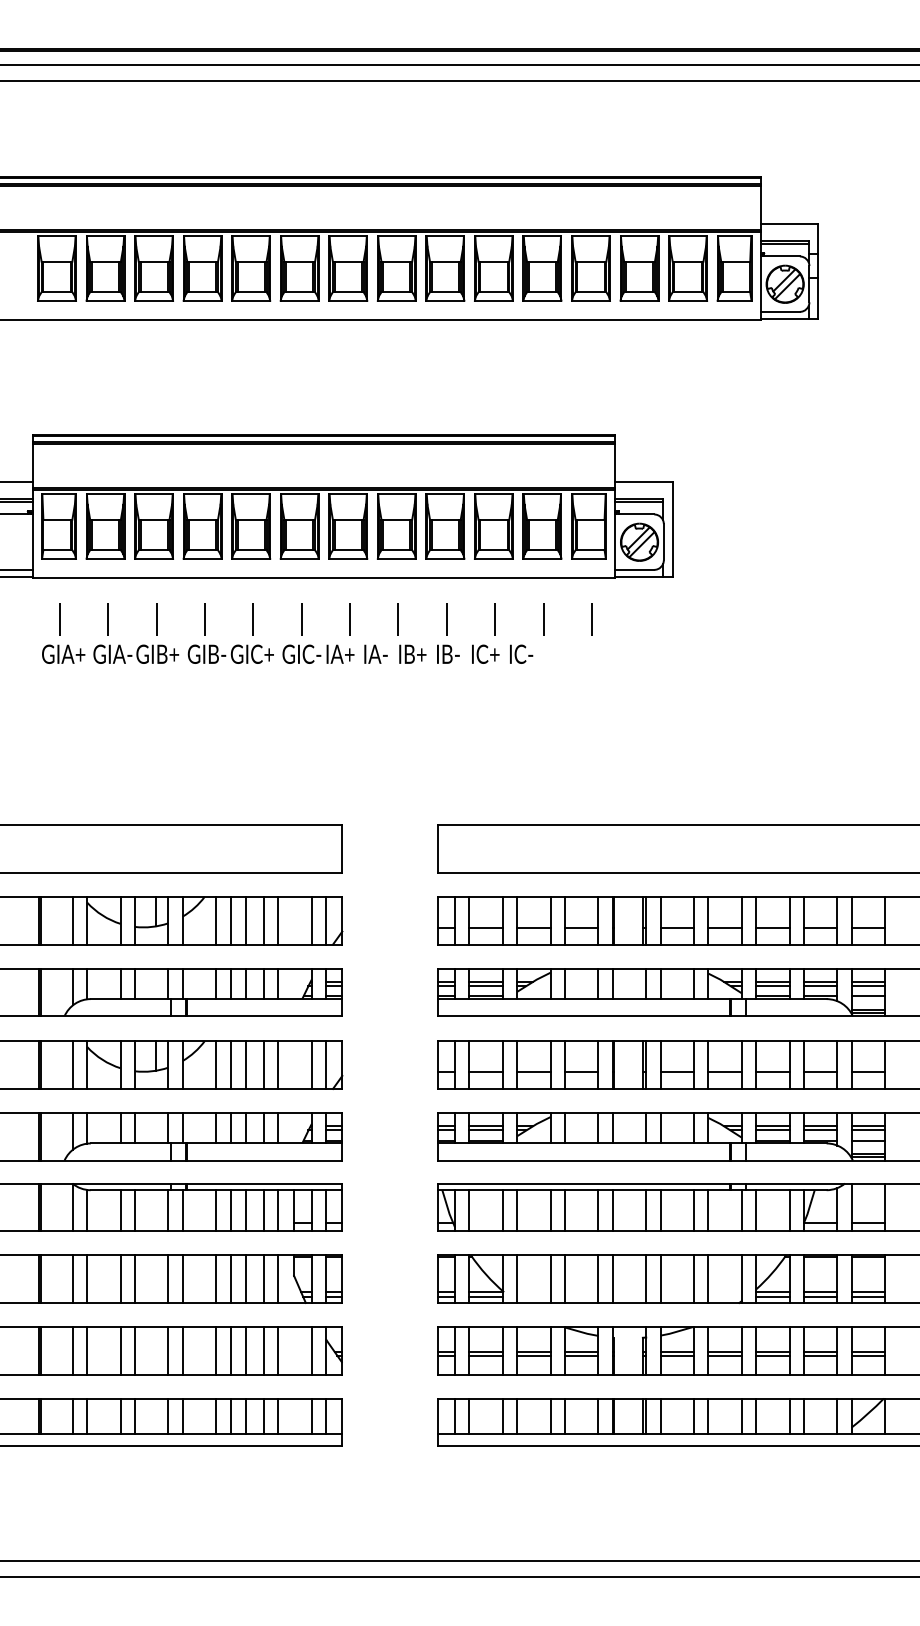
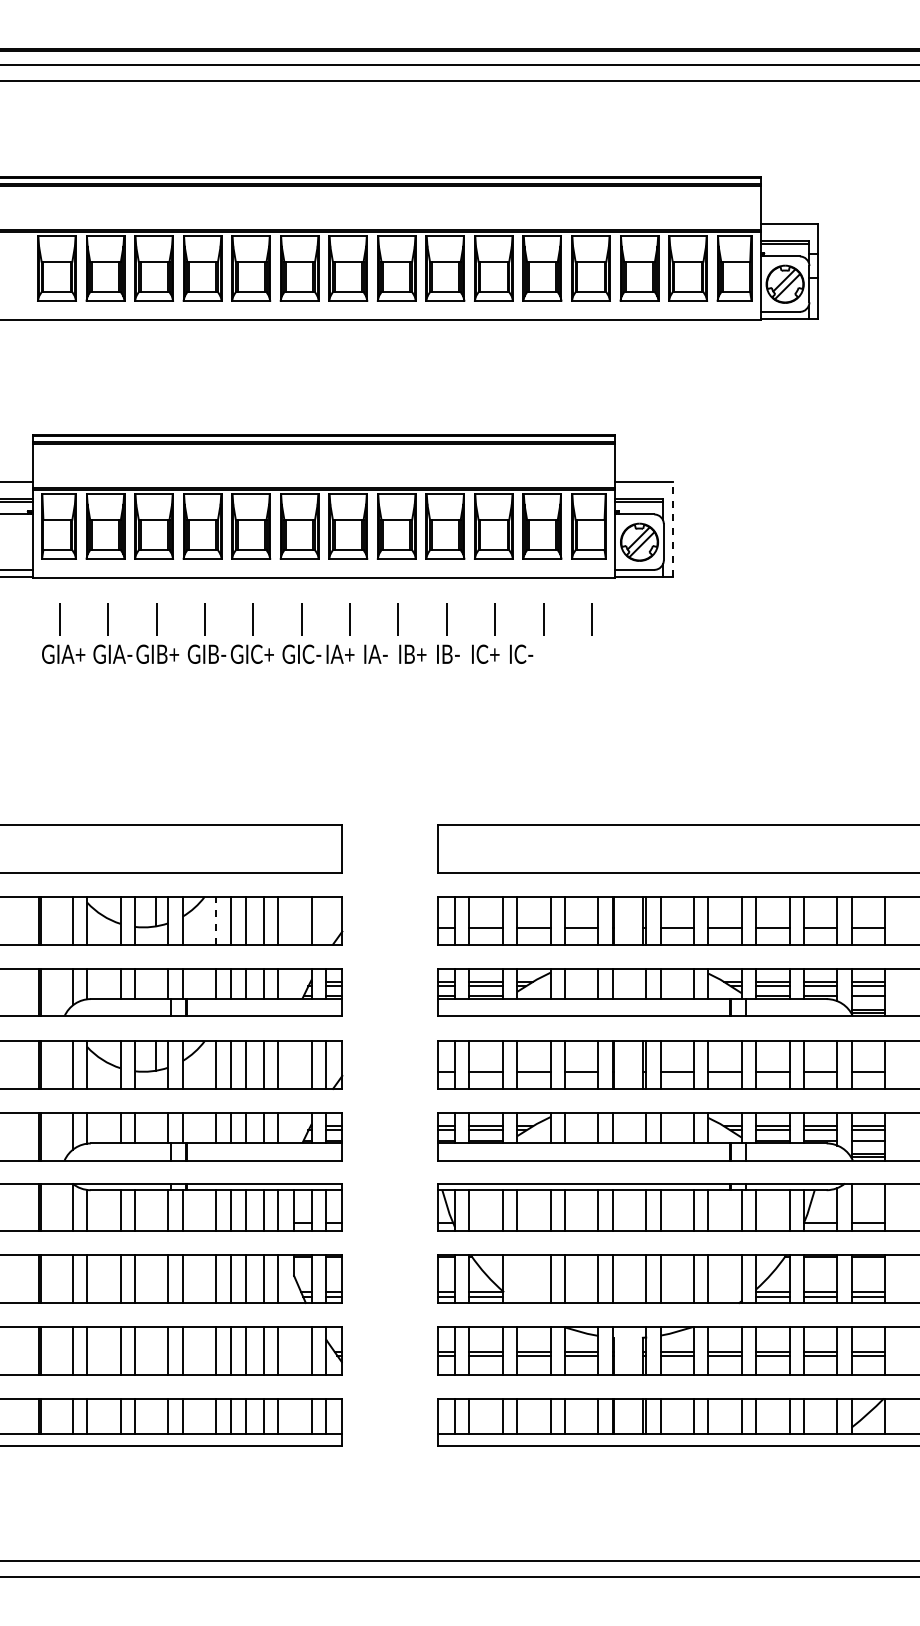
line: solid -> dashed (672, 528)
line: solid -> dashed (216, 920)
line: present -> none (326, 920)
line: present -> none (517, 1278)
